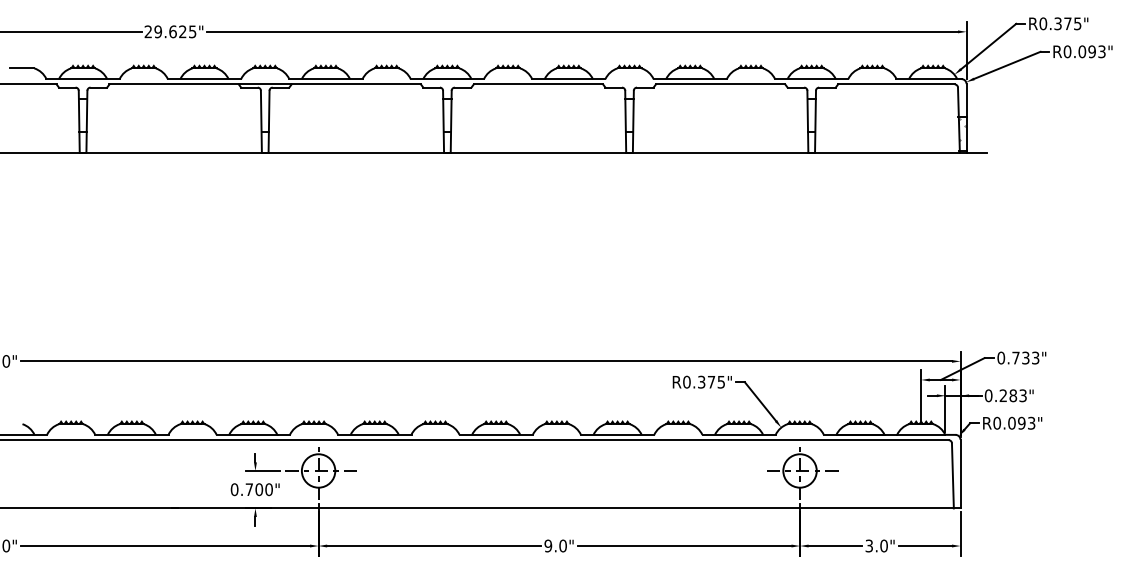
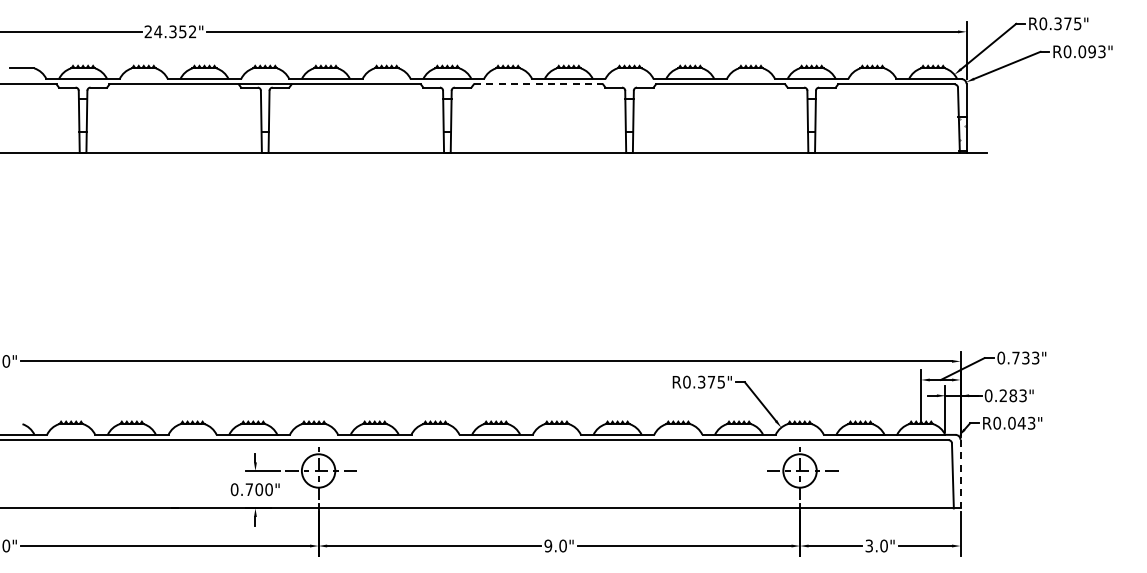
text: 29.625" -> 24.352" (175, 31)
line: solid -> dashed (538, 84)
text: R0.093" -> R0.043" (1021, 422)
line: solid -> dashed (960, 474)
